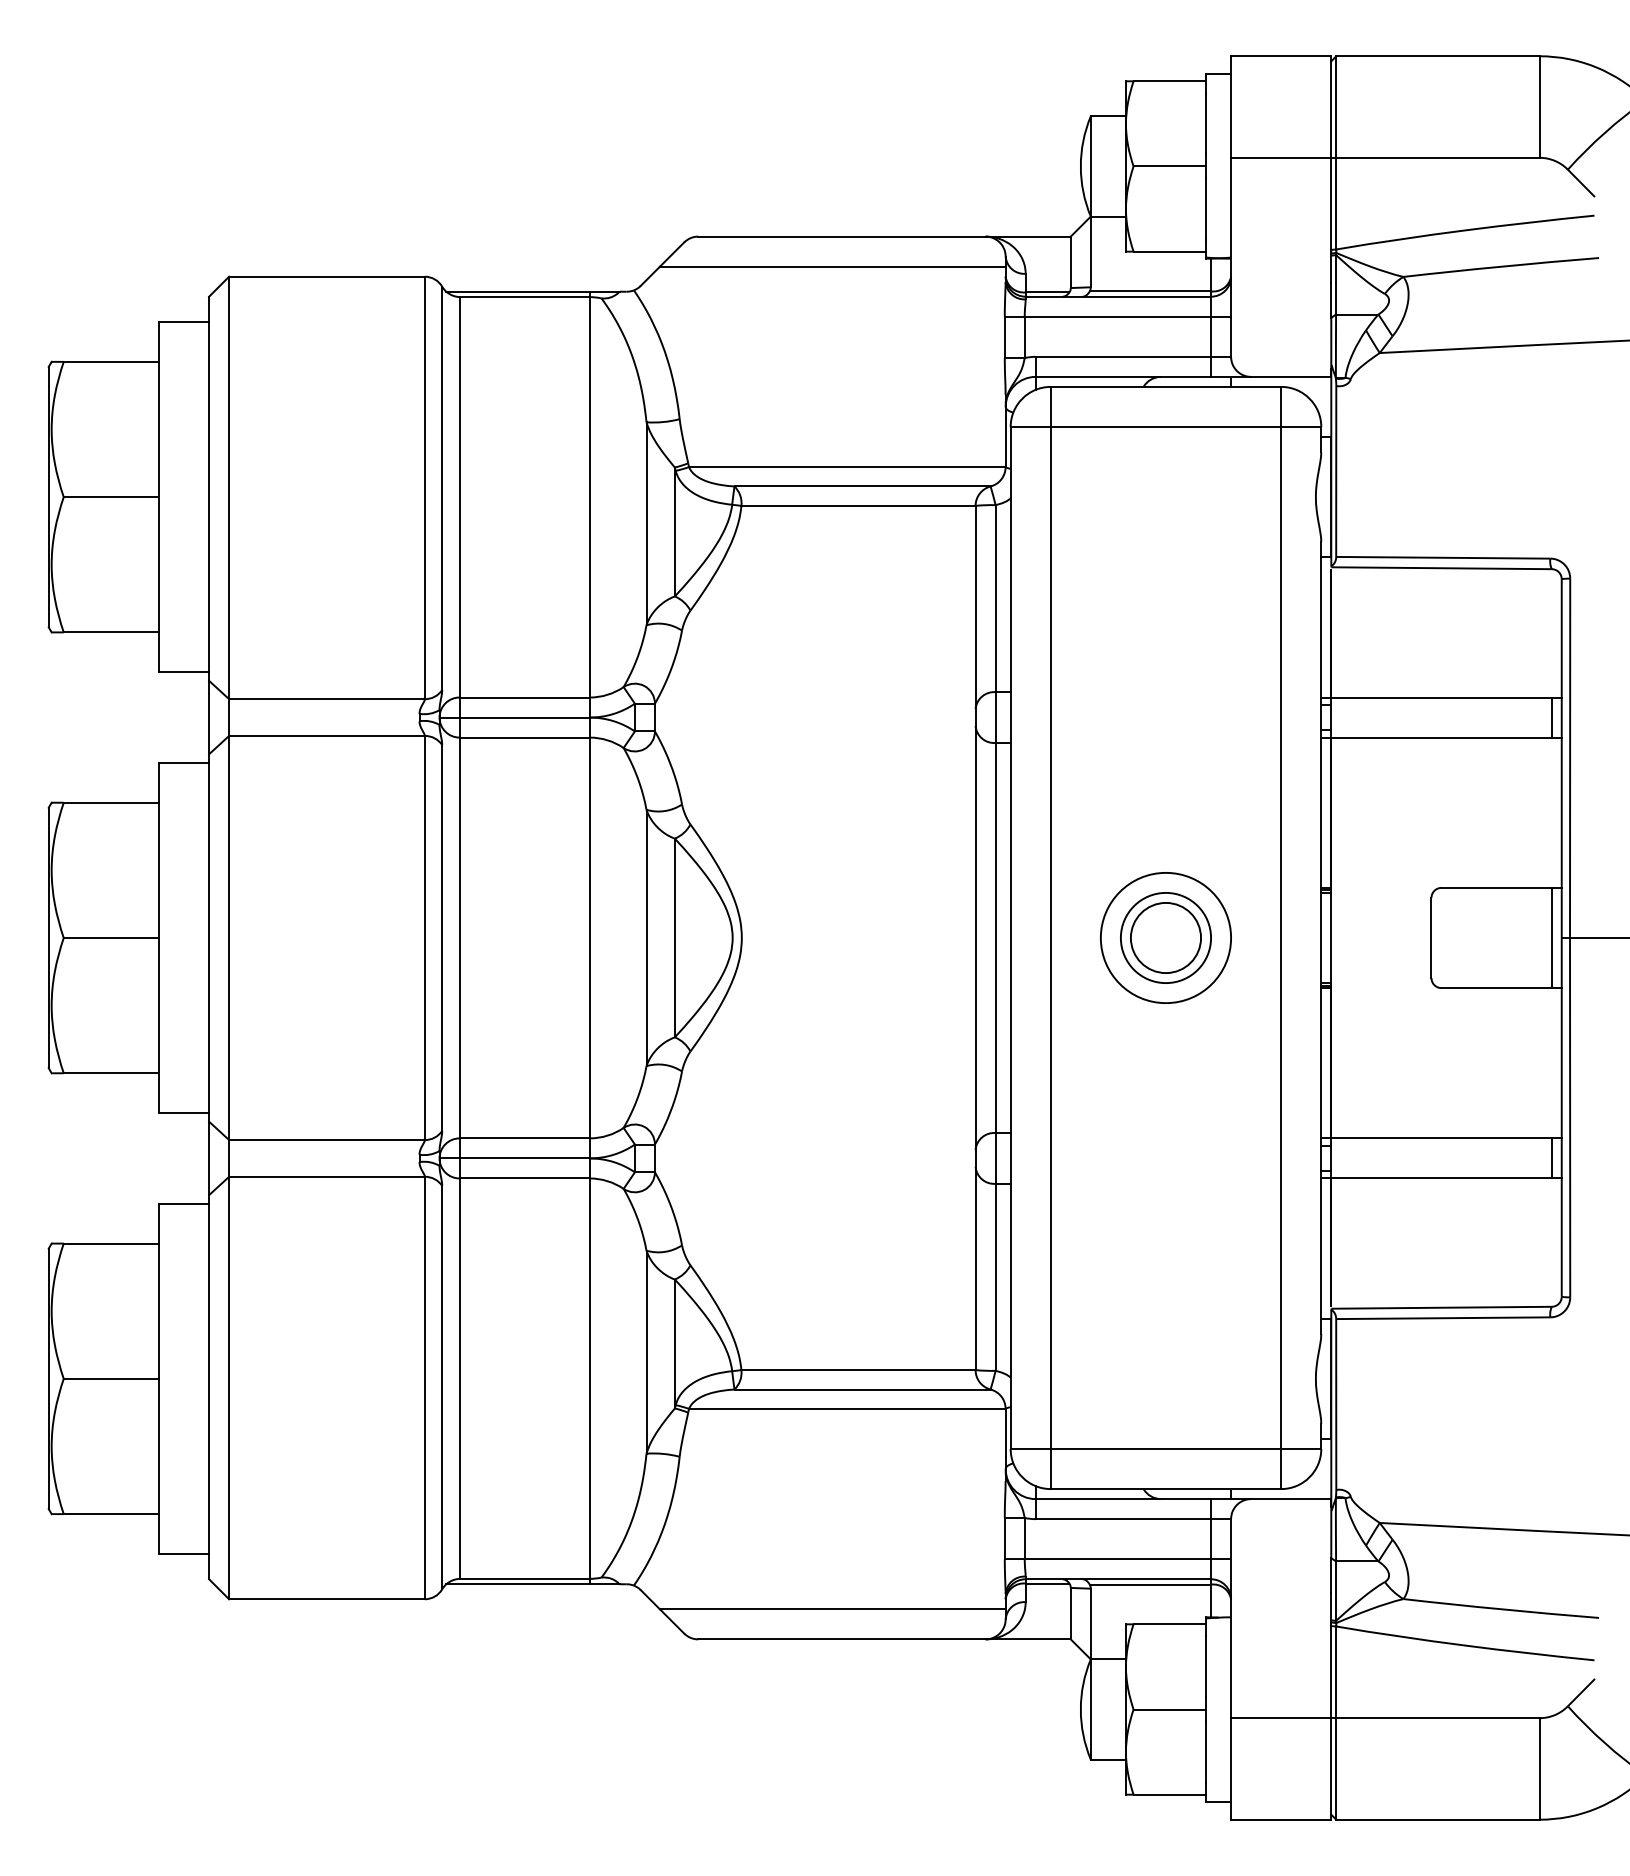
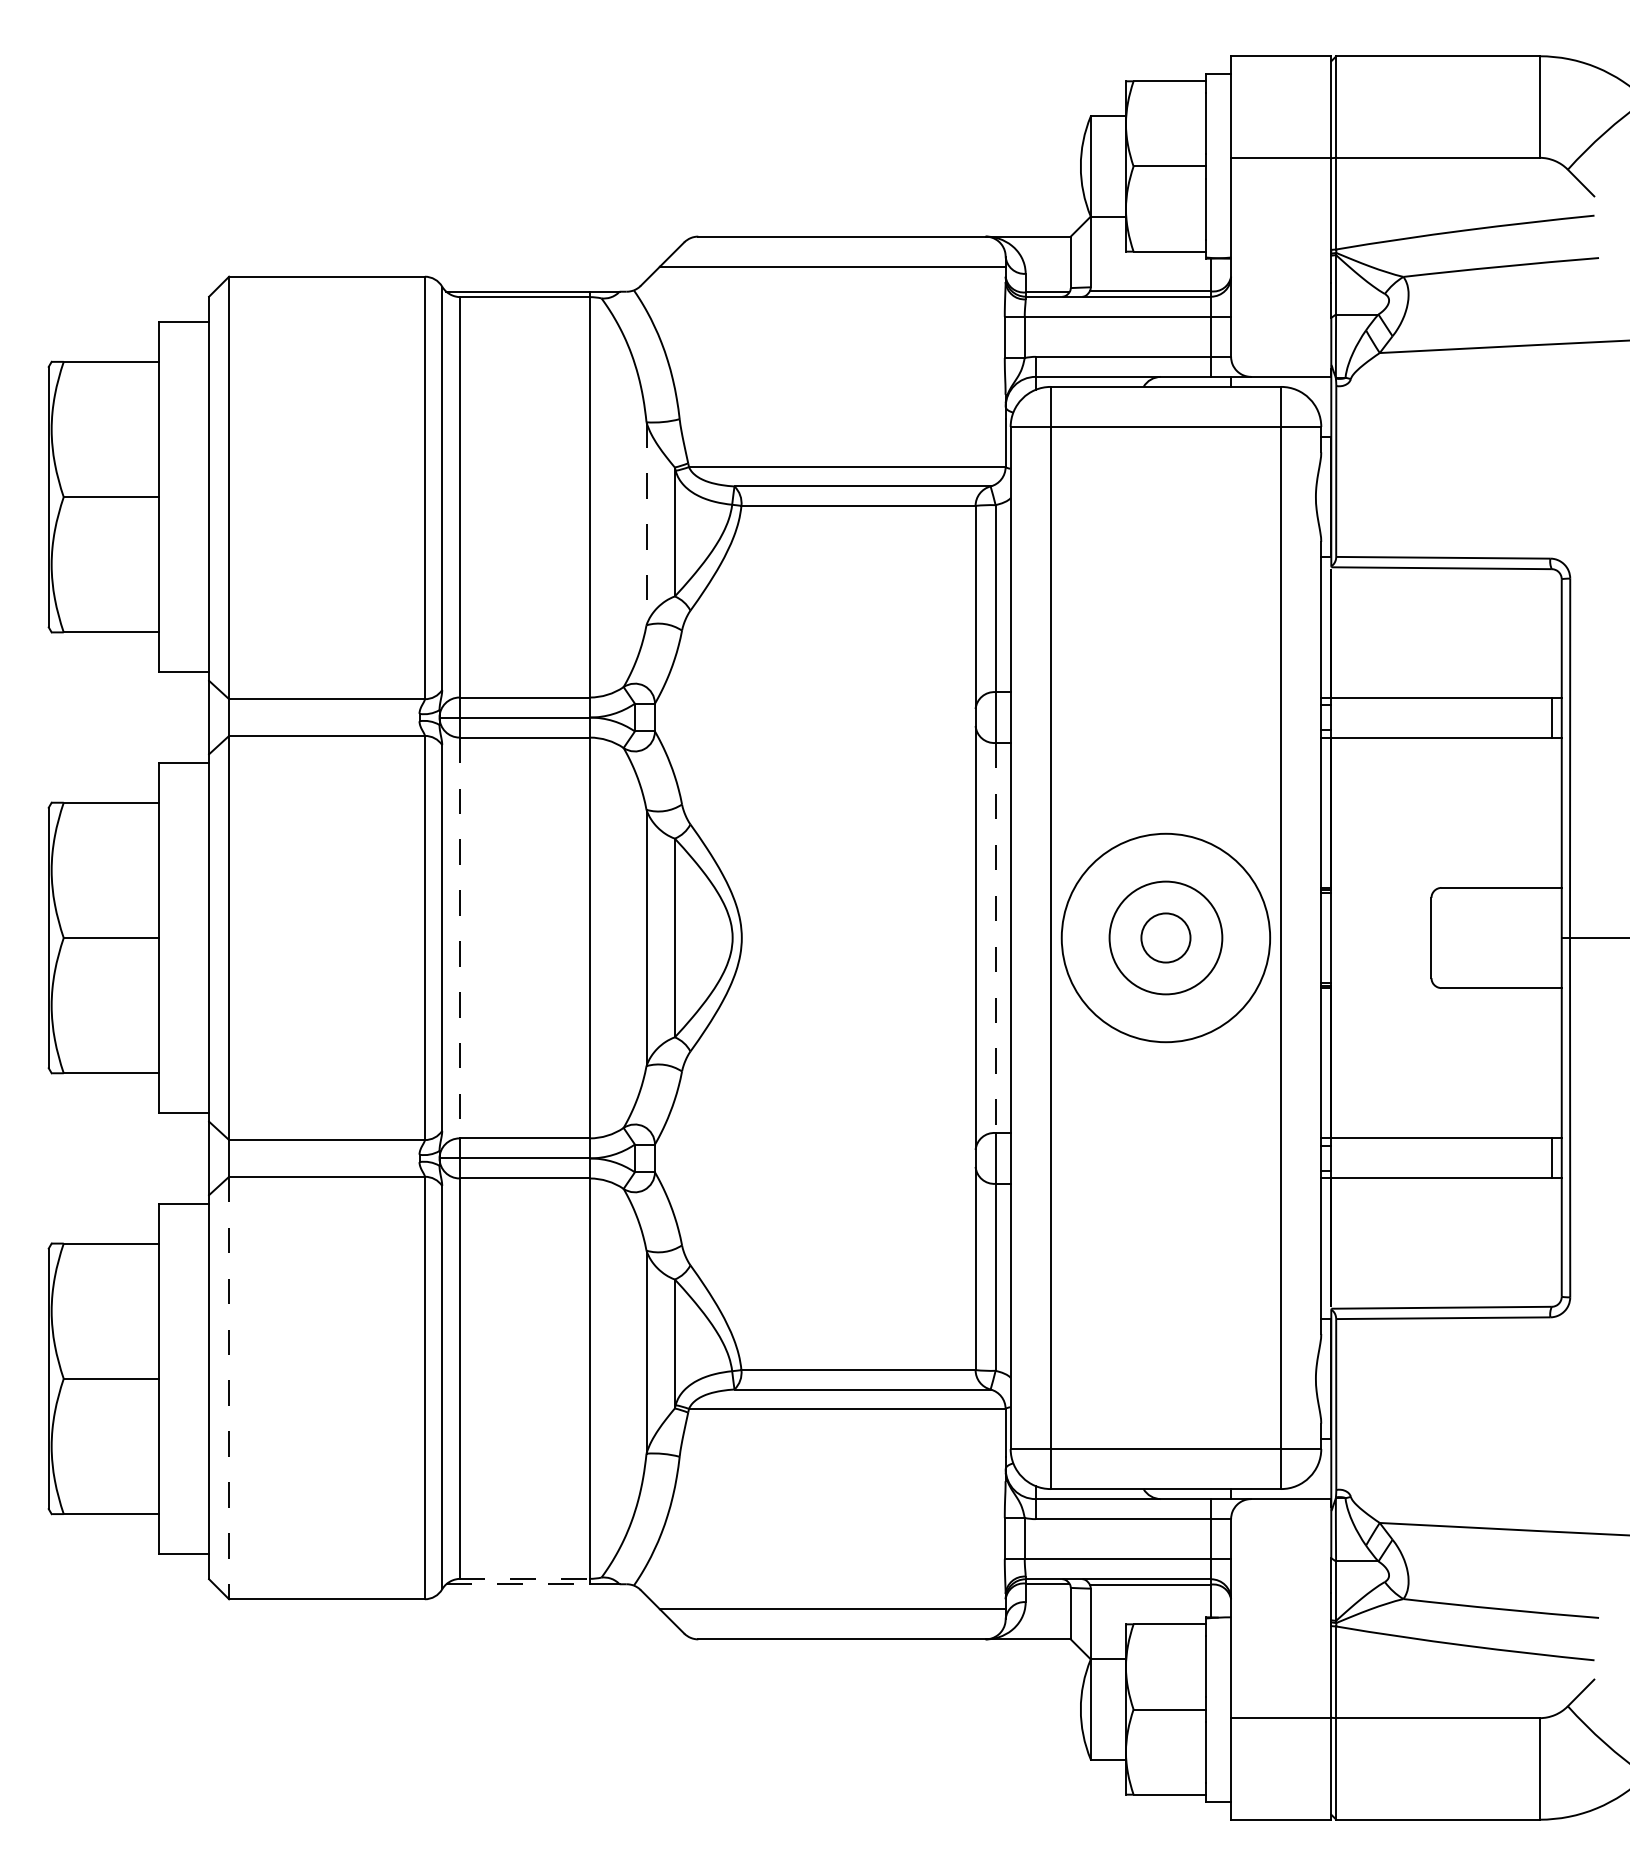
line: solid -> dashed (646, 524)
circle diameter: 130 px -> 208 px (1165, 937)
circle diameter: 70 px -> 49 px (1165, 937)
circle diameter: 90 px -> 113 px (1165, 937)
line: present -> none (1551, 937)
line: solid -> dashed (459, 938)
line: solid -> dashed (995, 938)
line: solid -> dashed (229, 1388)
line: solid -> dashed (525, 1578)
line: solid -> dashed (518, 1584)
